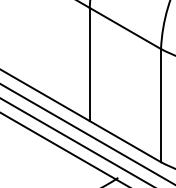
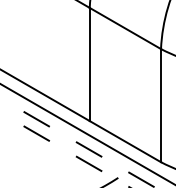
line: solid -> dashed (78, 143)
line: solid -> dashed (65, 150)
